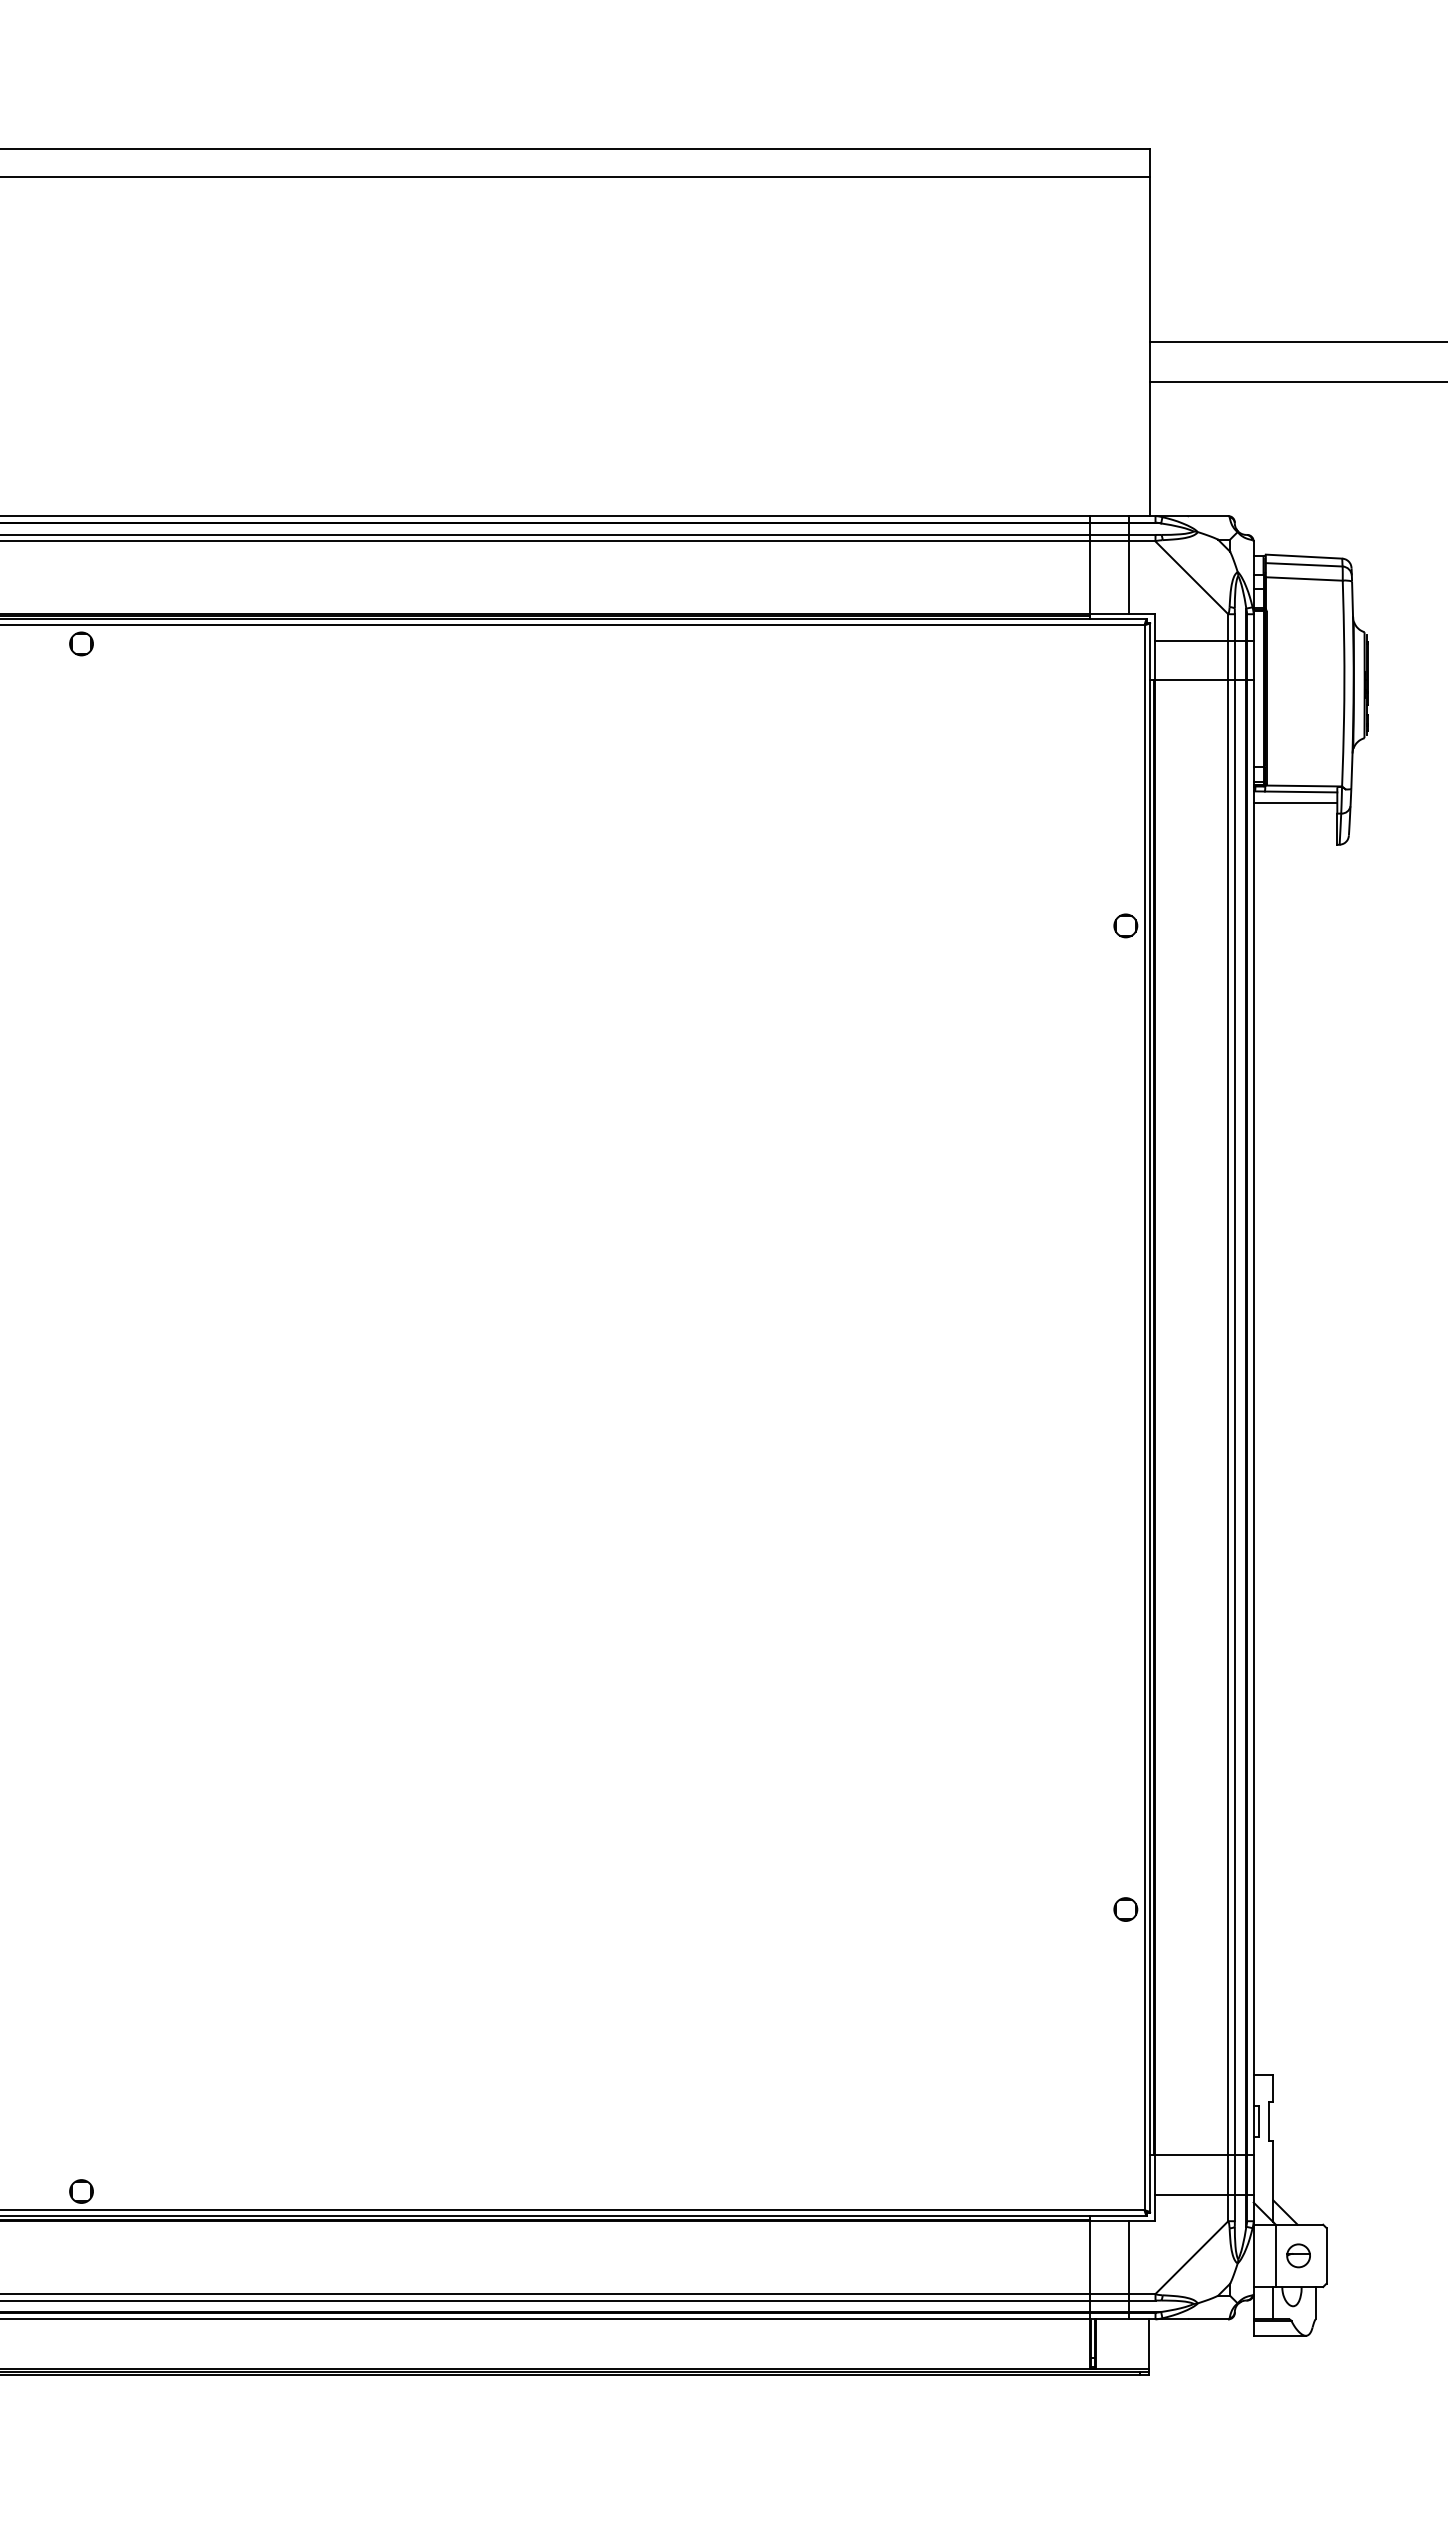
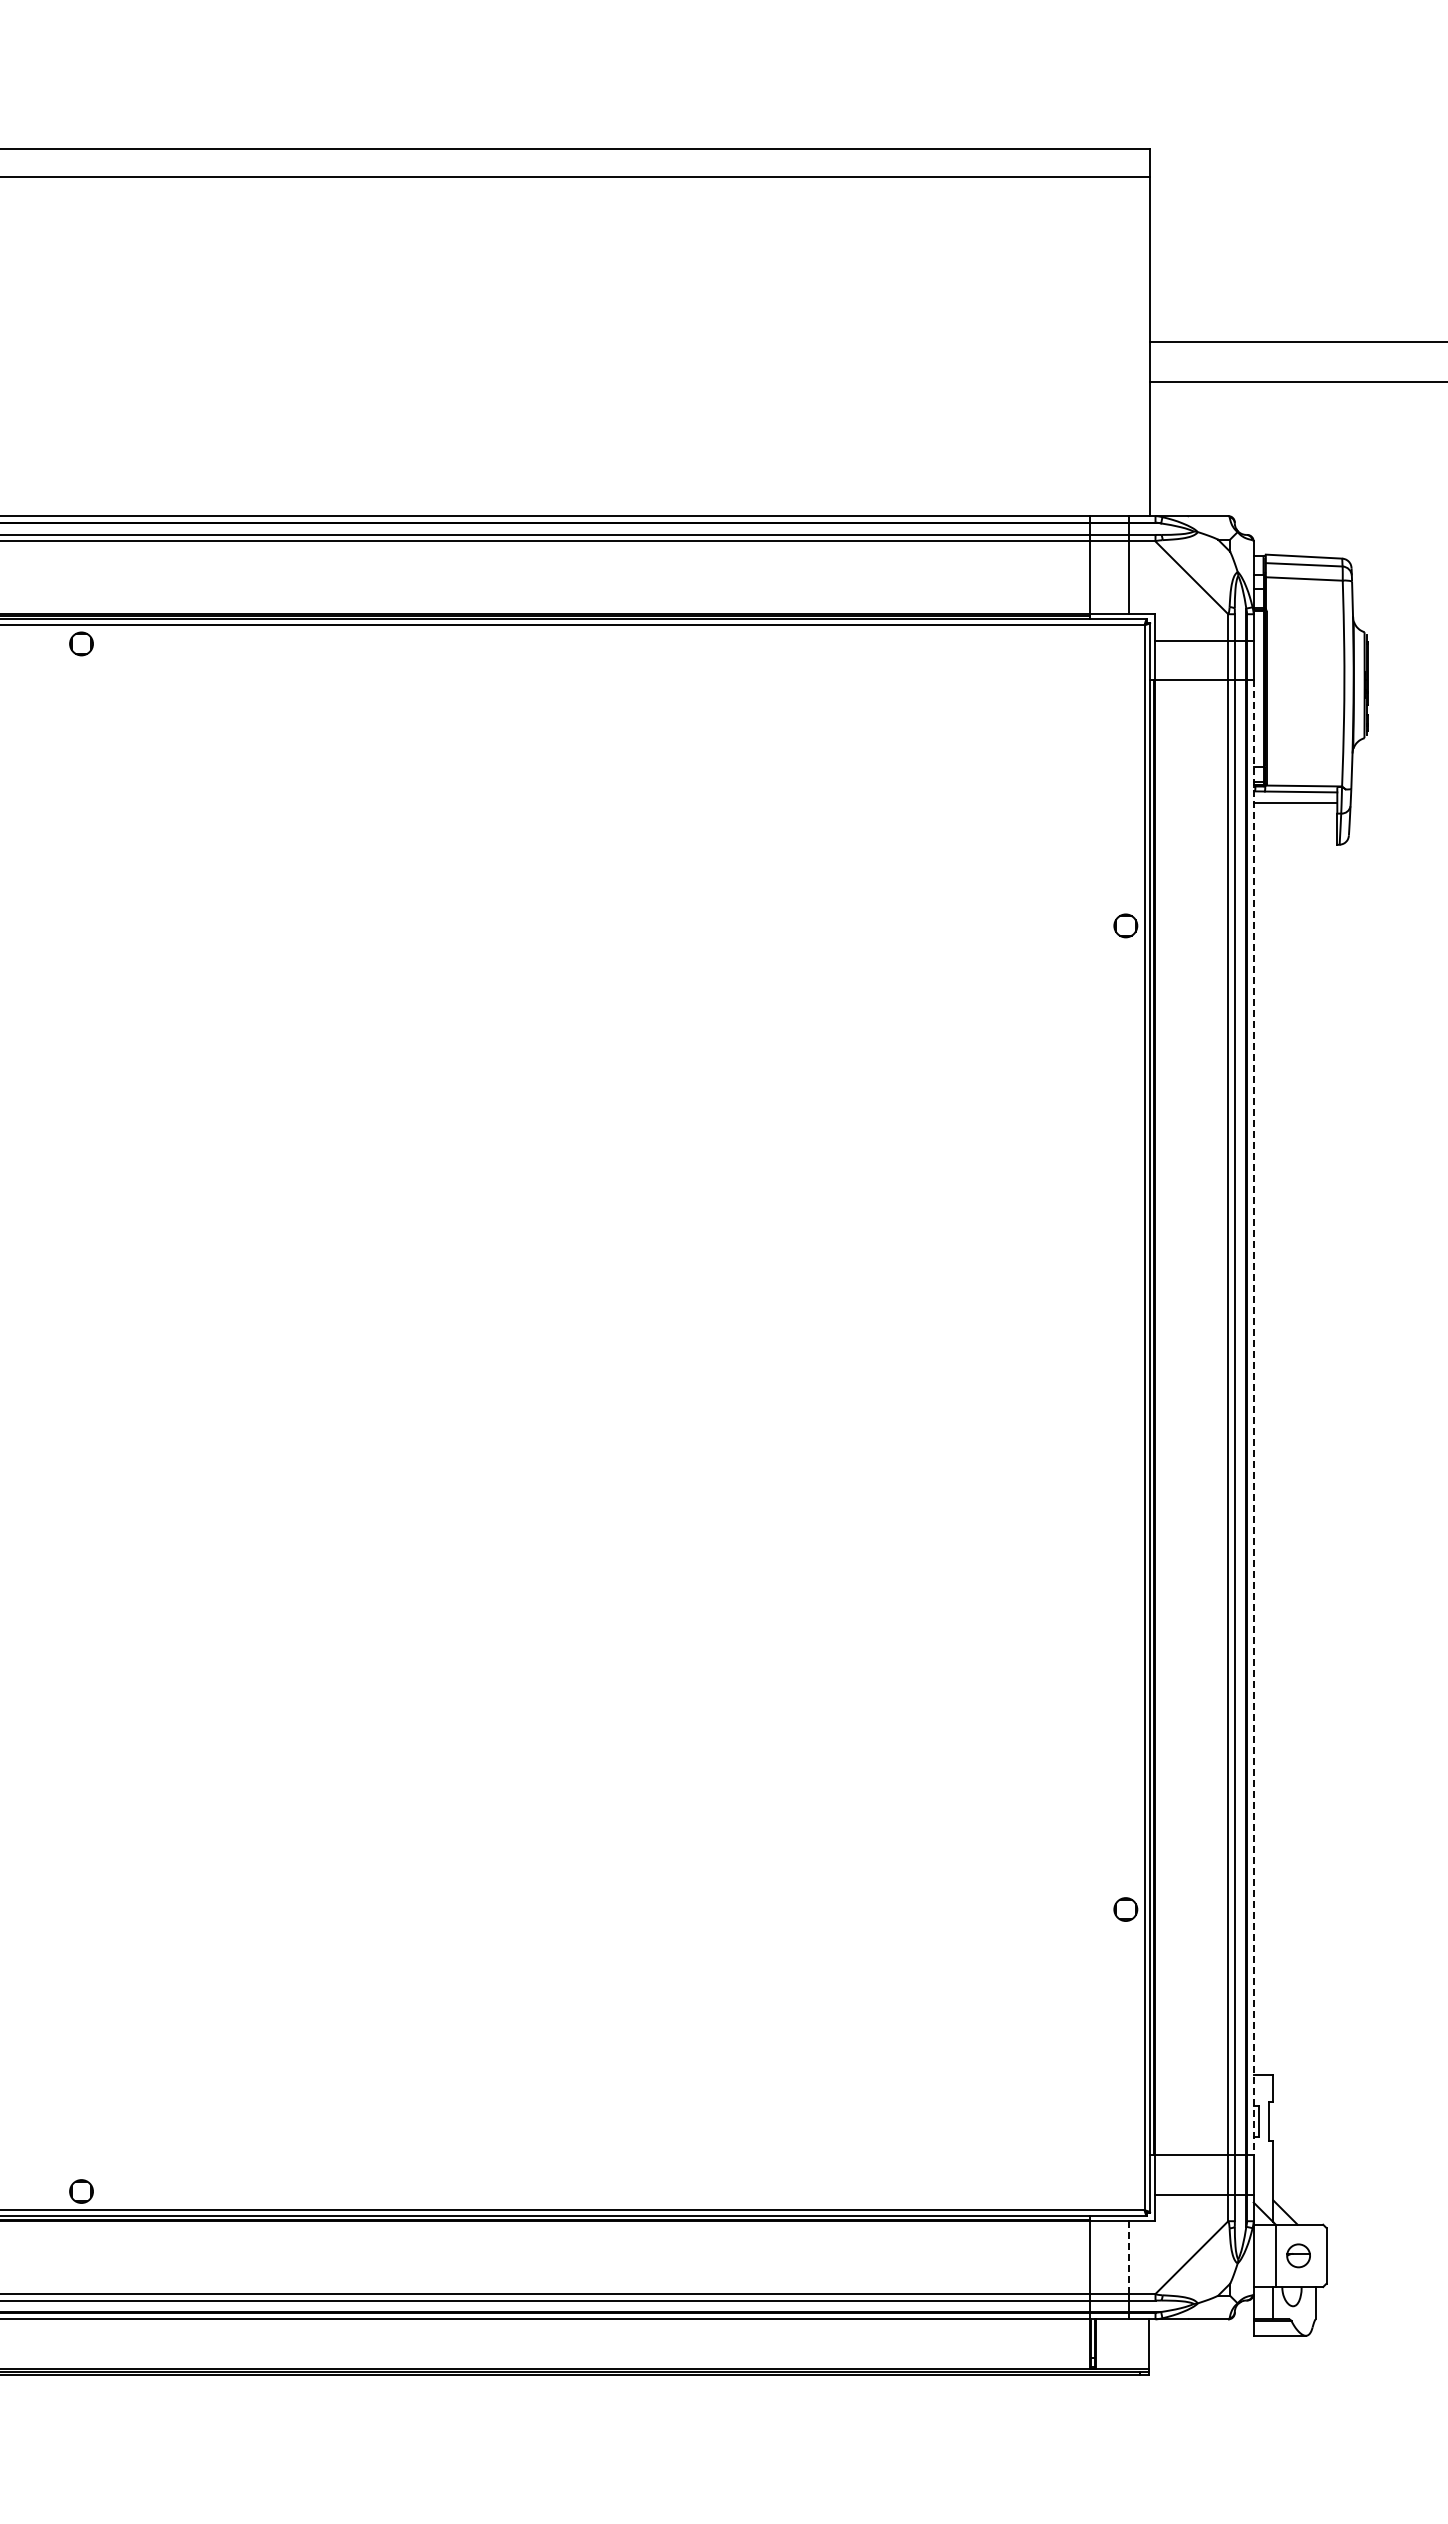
line: solid -> dashed (1253, 1417)
line: solid -> dashed (1129, 2257)
